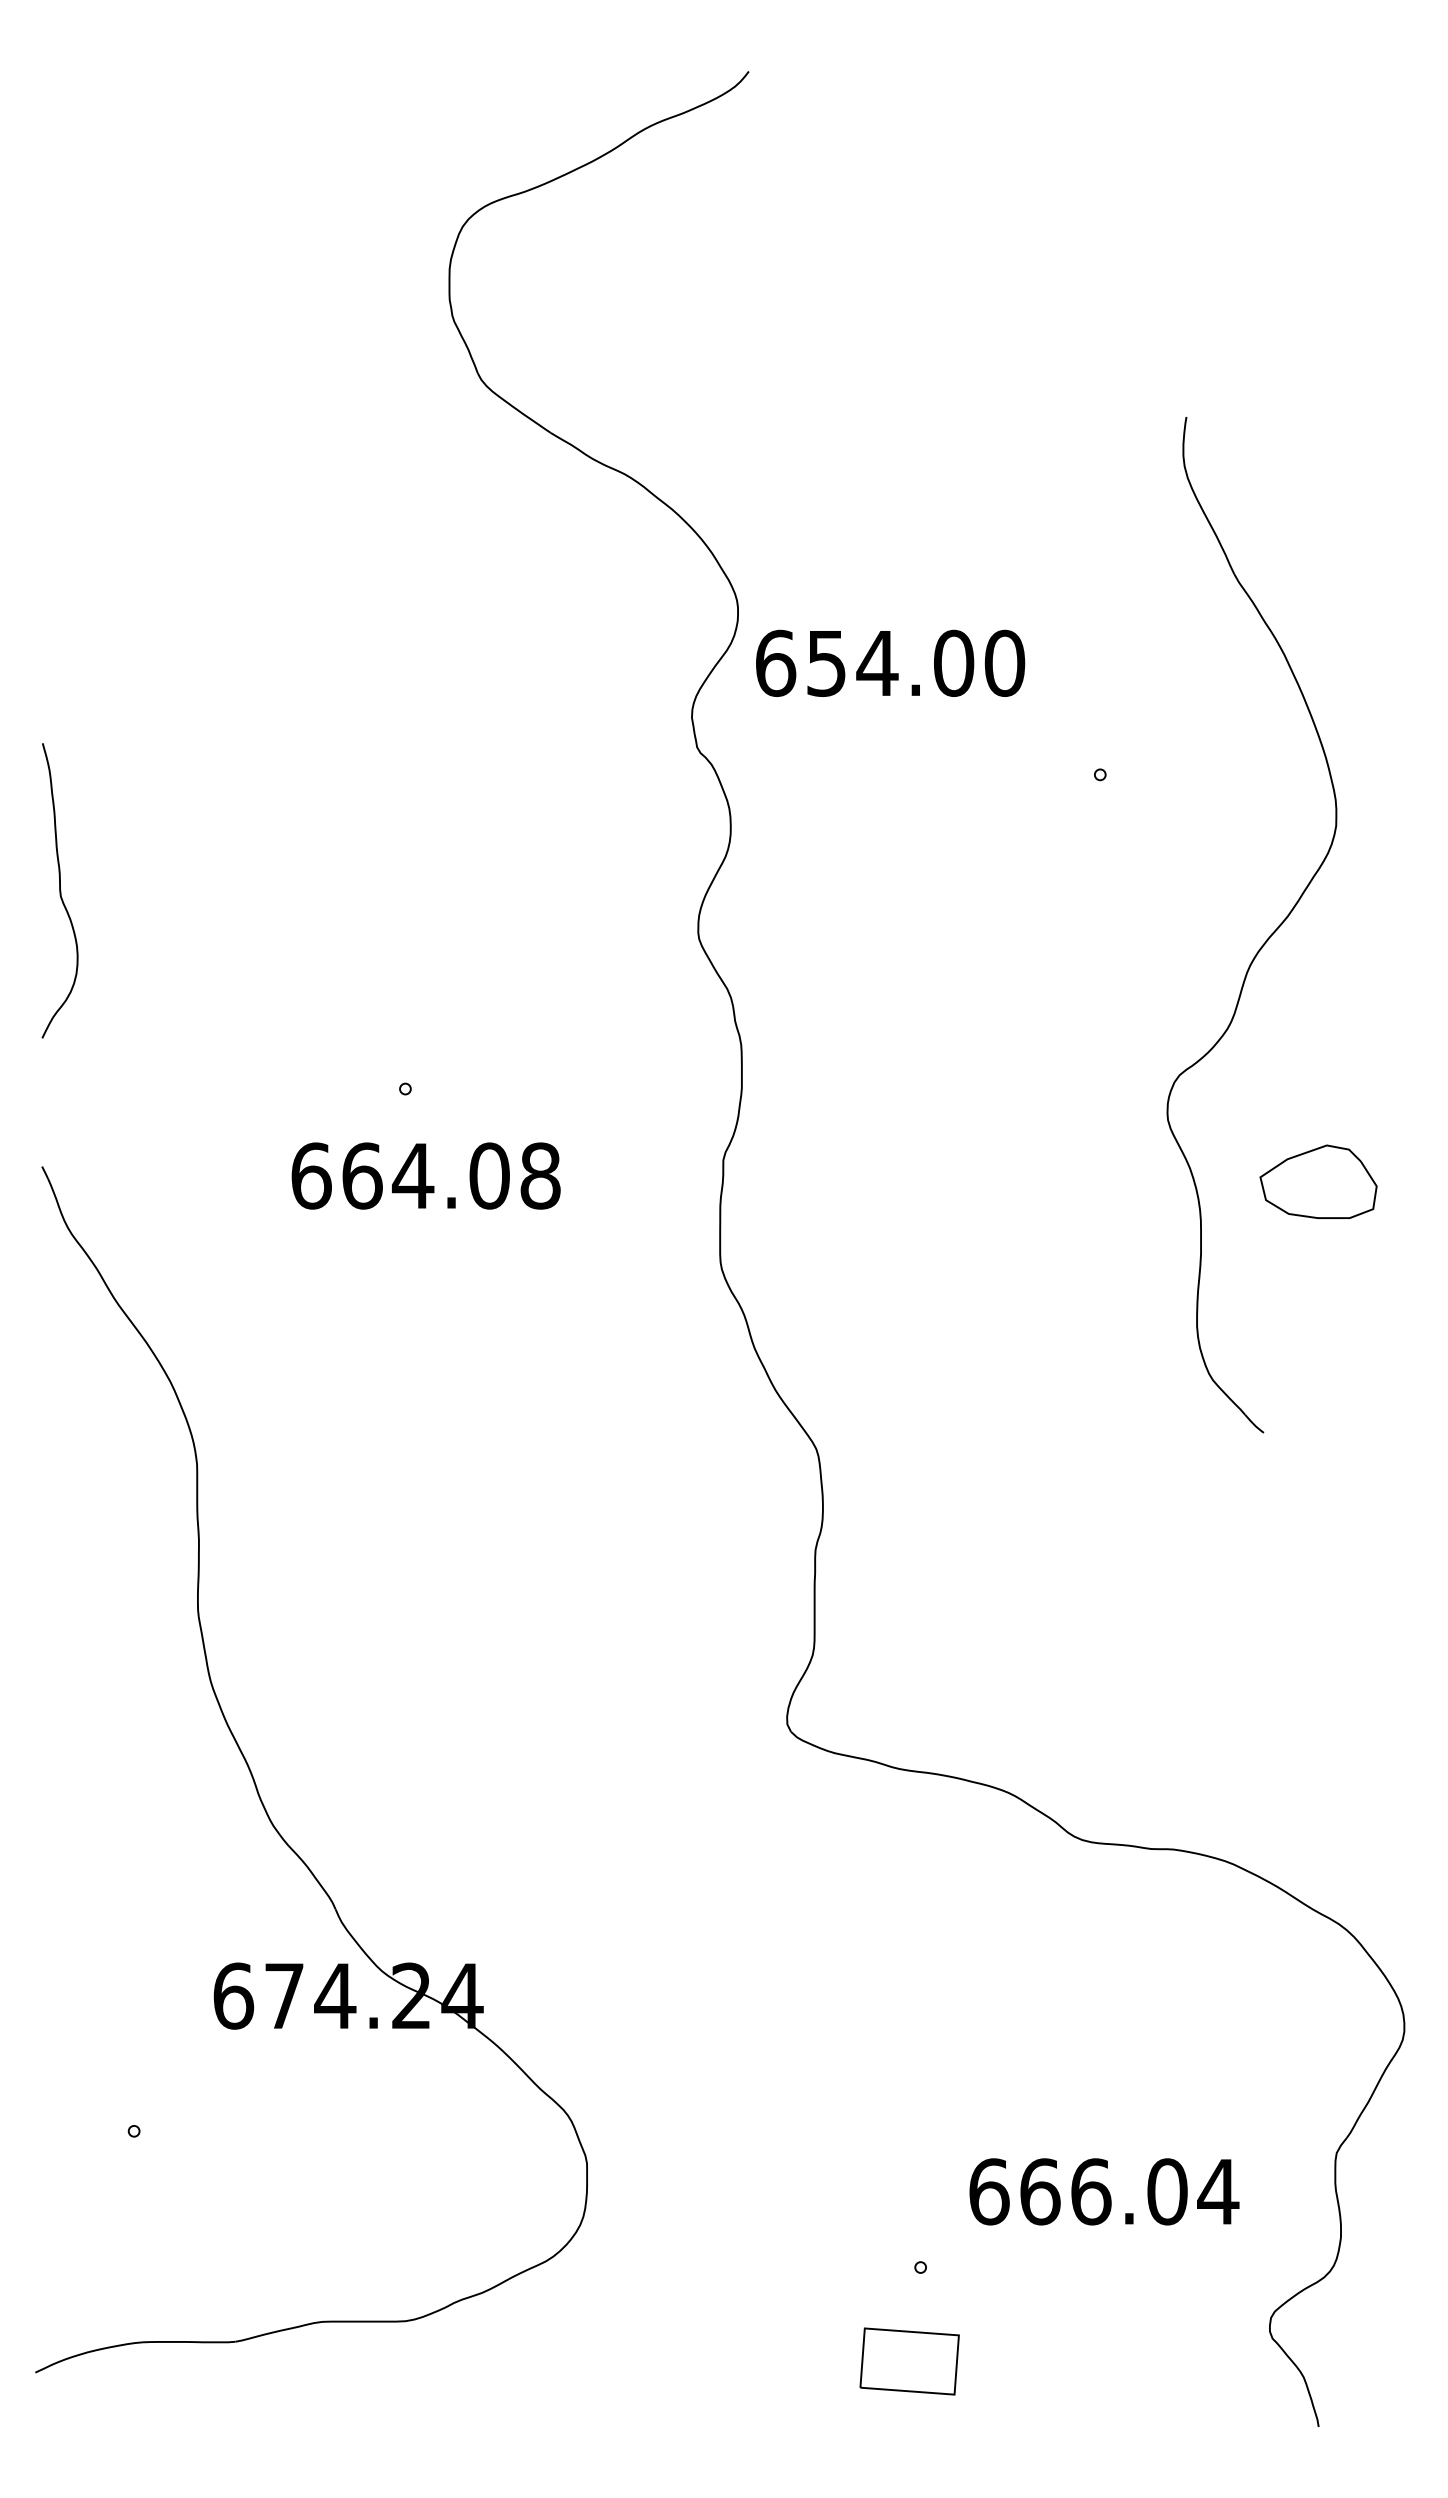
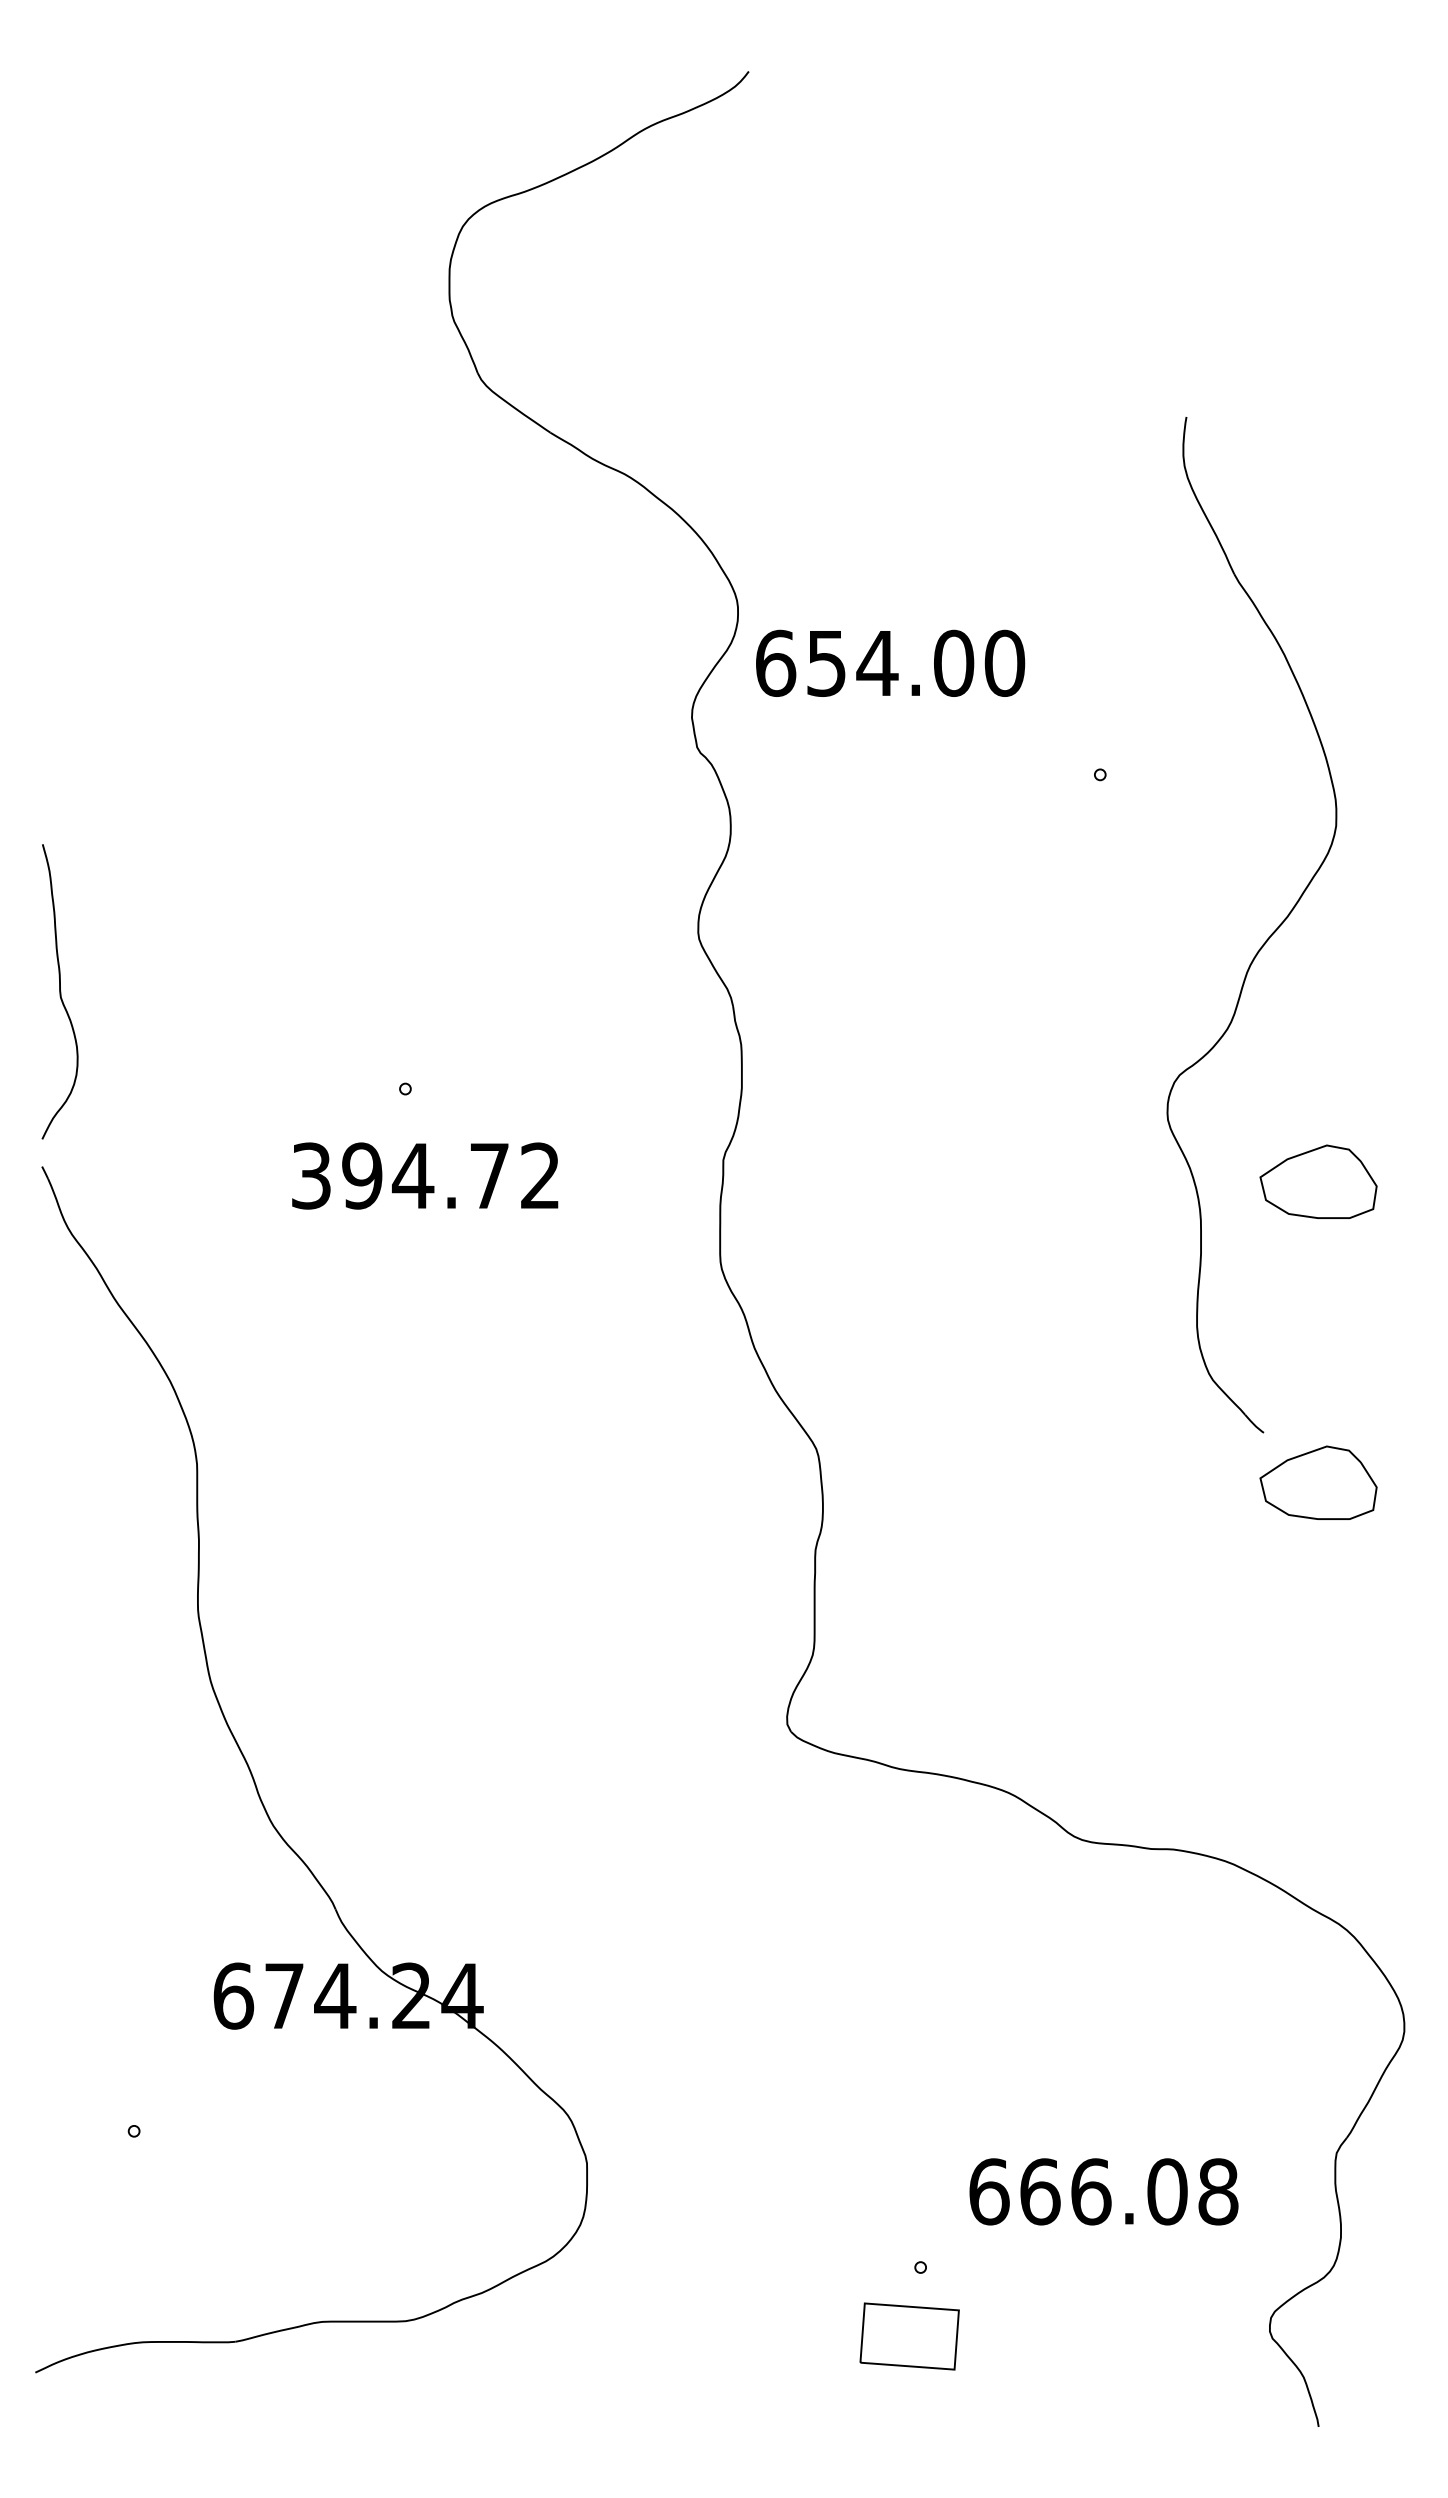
curve position: (59, 890) -> (59, 991) (59, 991)
text: 664.08 -> 394.72 (425, 1175)
part: none -> present (1318, 1482)
text: 666.04 -> 666.08 (1218, 2191)
part position: (909, 2361) -> (909, 2336) (909, 2336)
